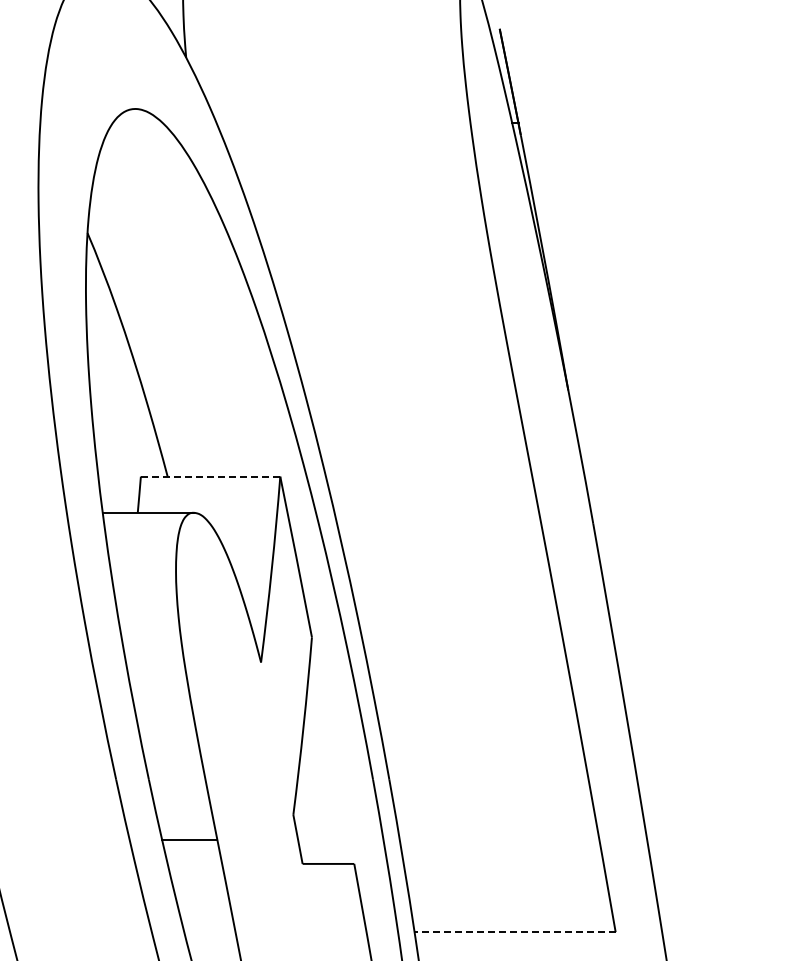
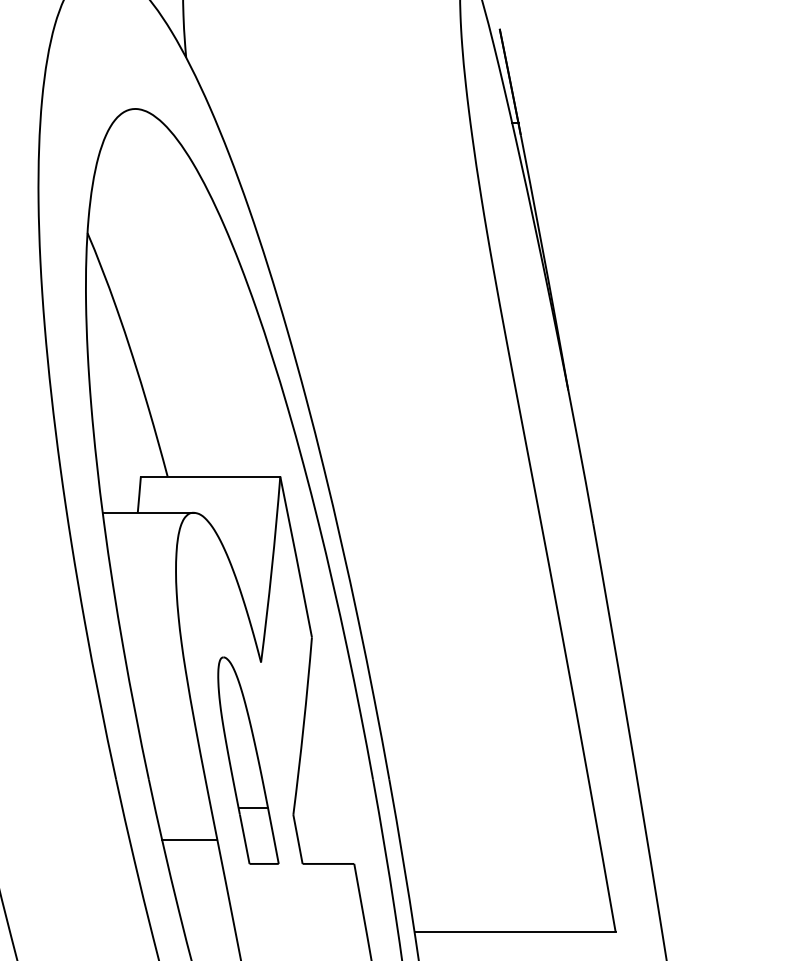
line: dashed -> solid (210, 476)
part: none -> present (248, 760)
line: dashed -> solid (515, 932)
